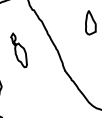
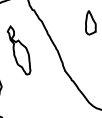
part size: 18x37 px -> 26x51 px (18, 50)
